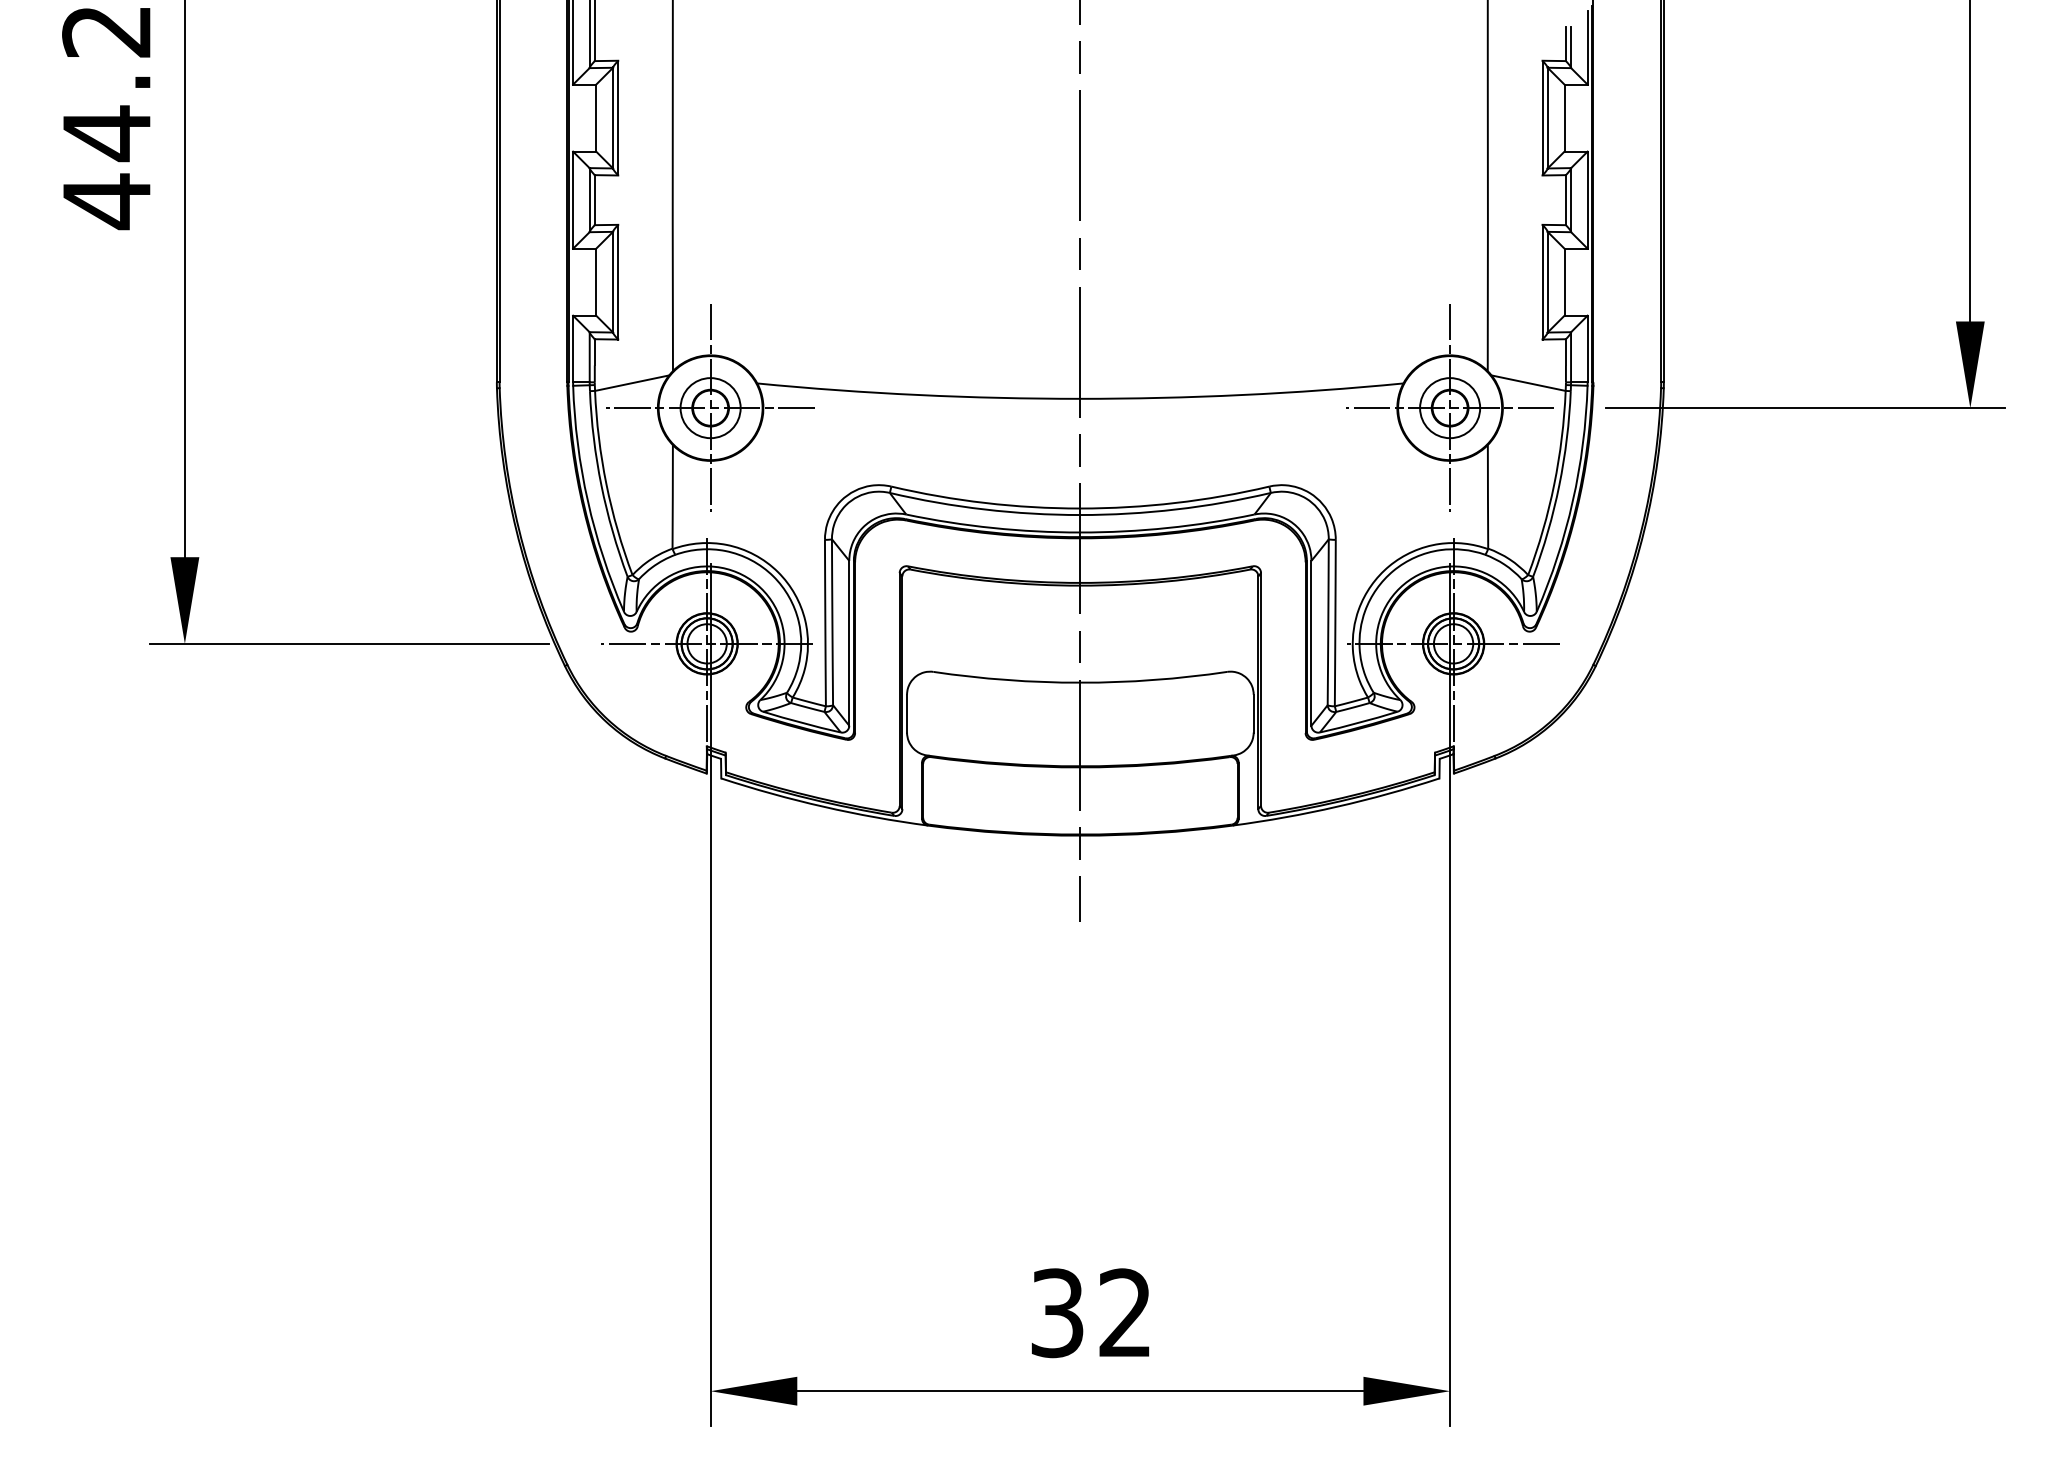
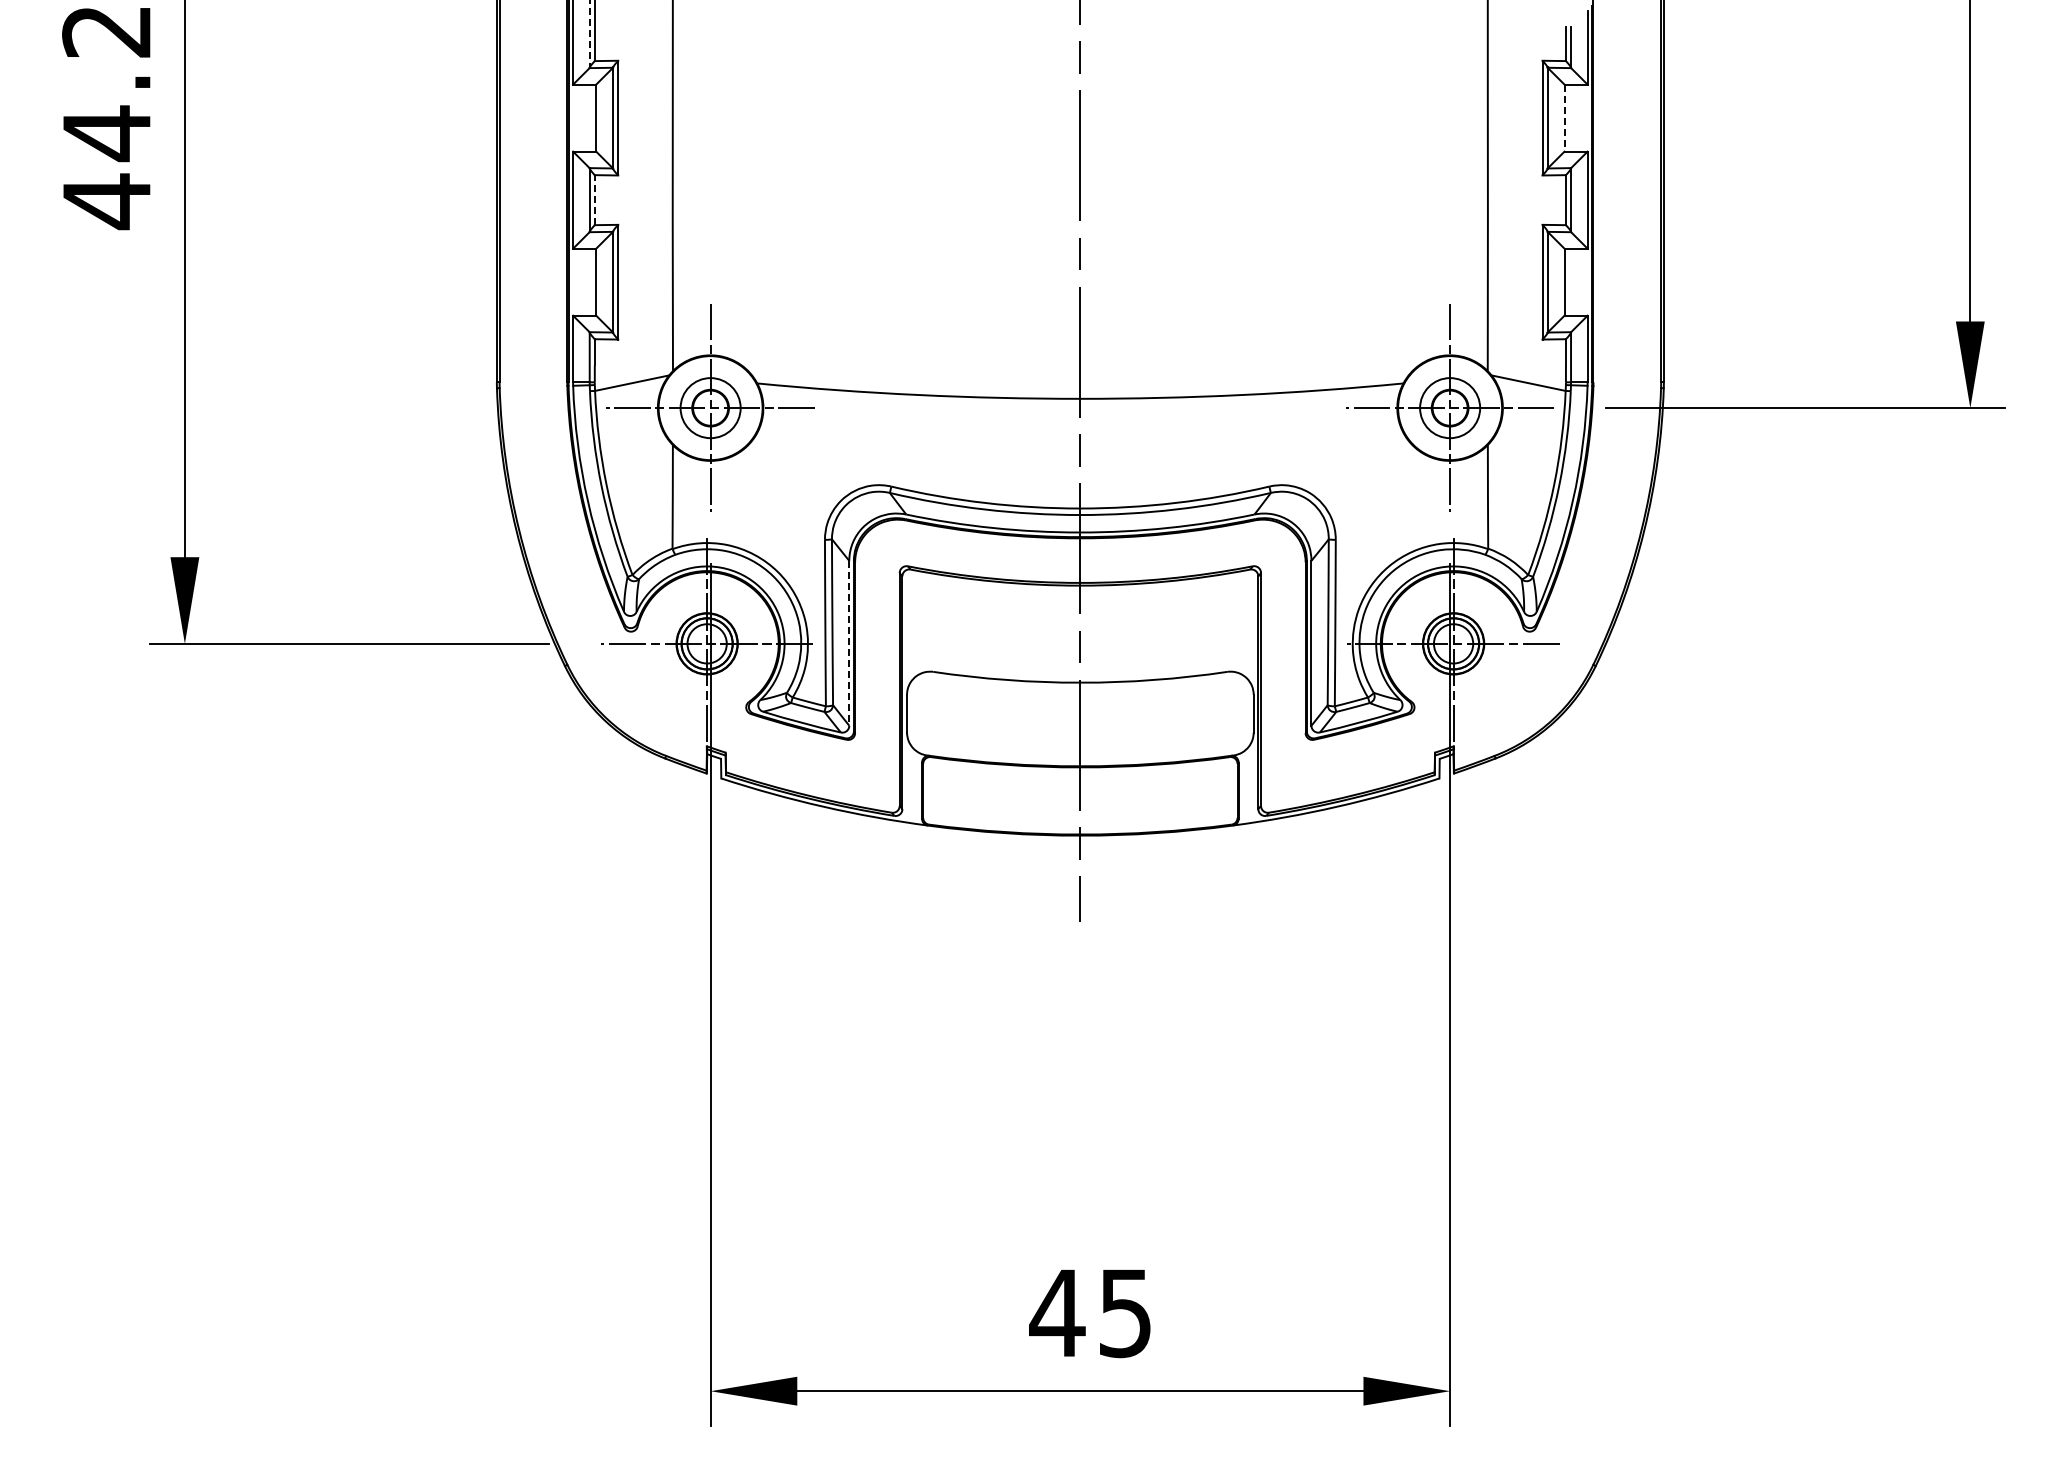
line: solid -> dashed (589, 34)
line: solid -> dashed (1564, 118)
line: solid -> dashed (594, 199)
line: solid -> dashed (849, 643)
text: 32 -> 45 (1089, 1313)
